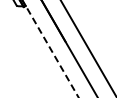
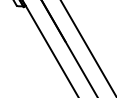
line: dashed -> solid (50, 49)
